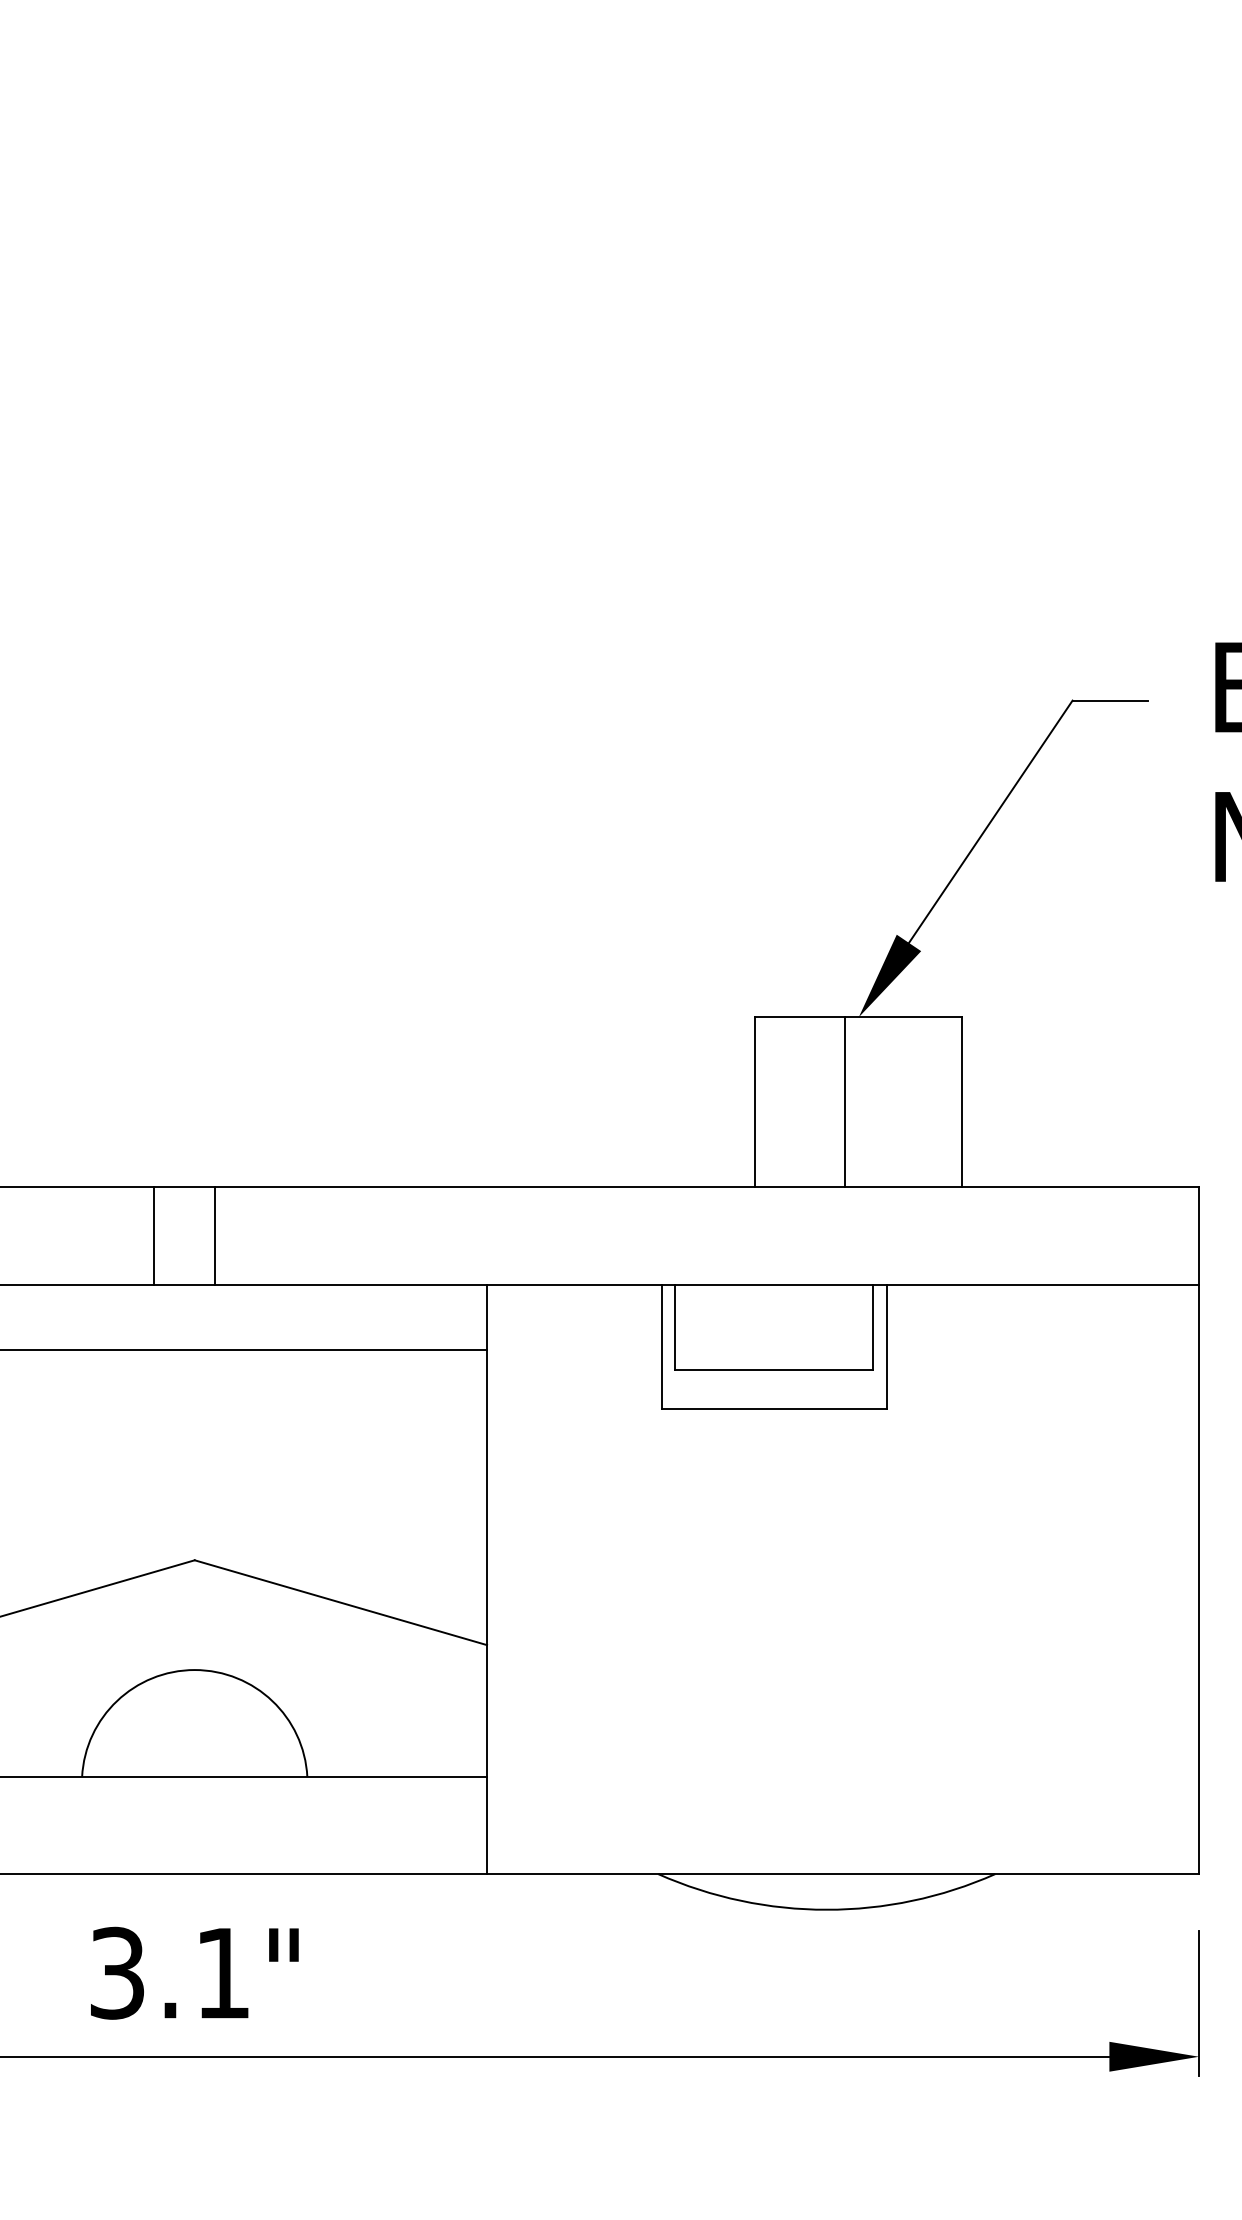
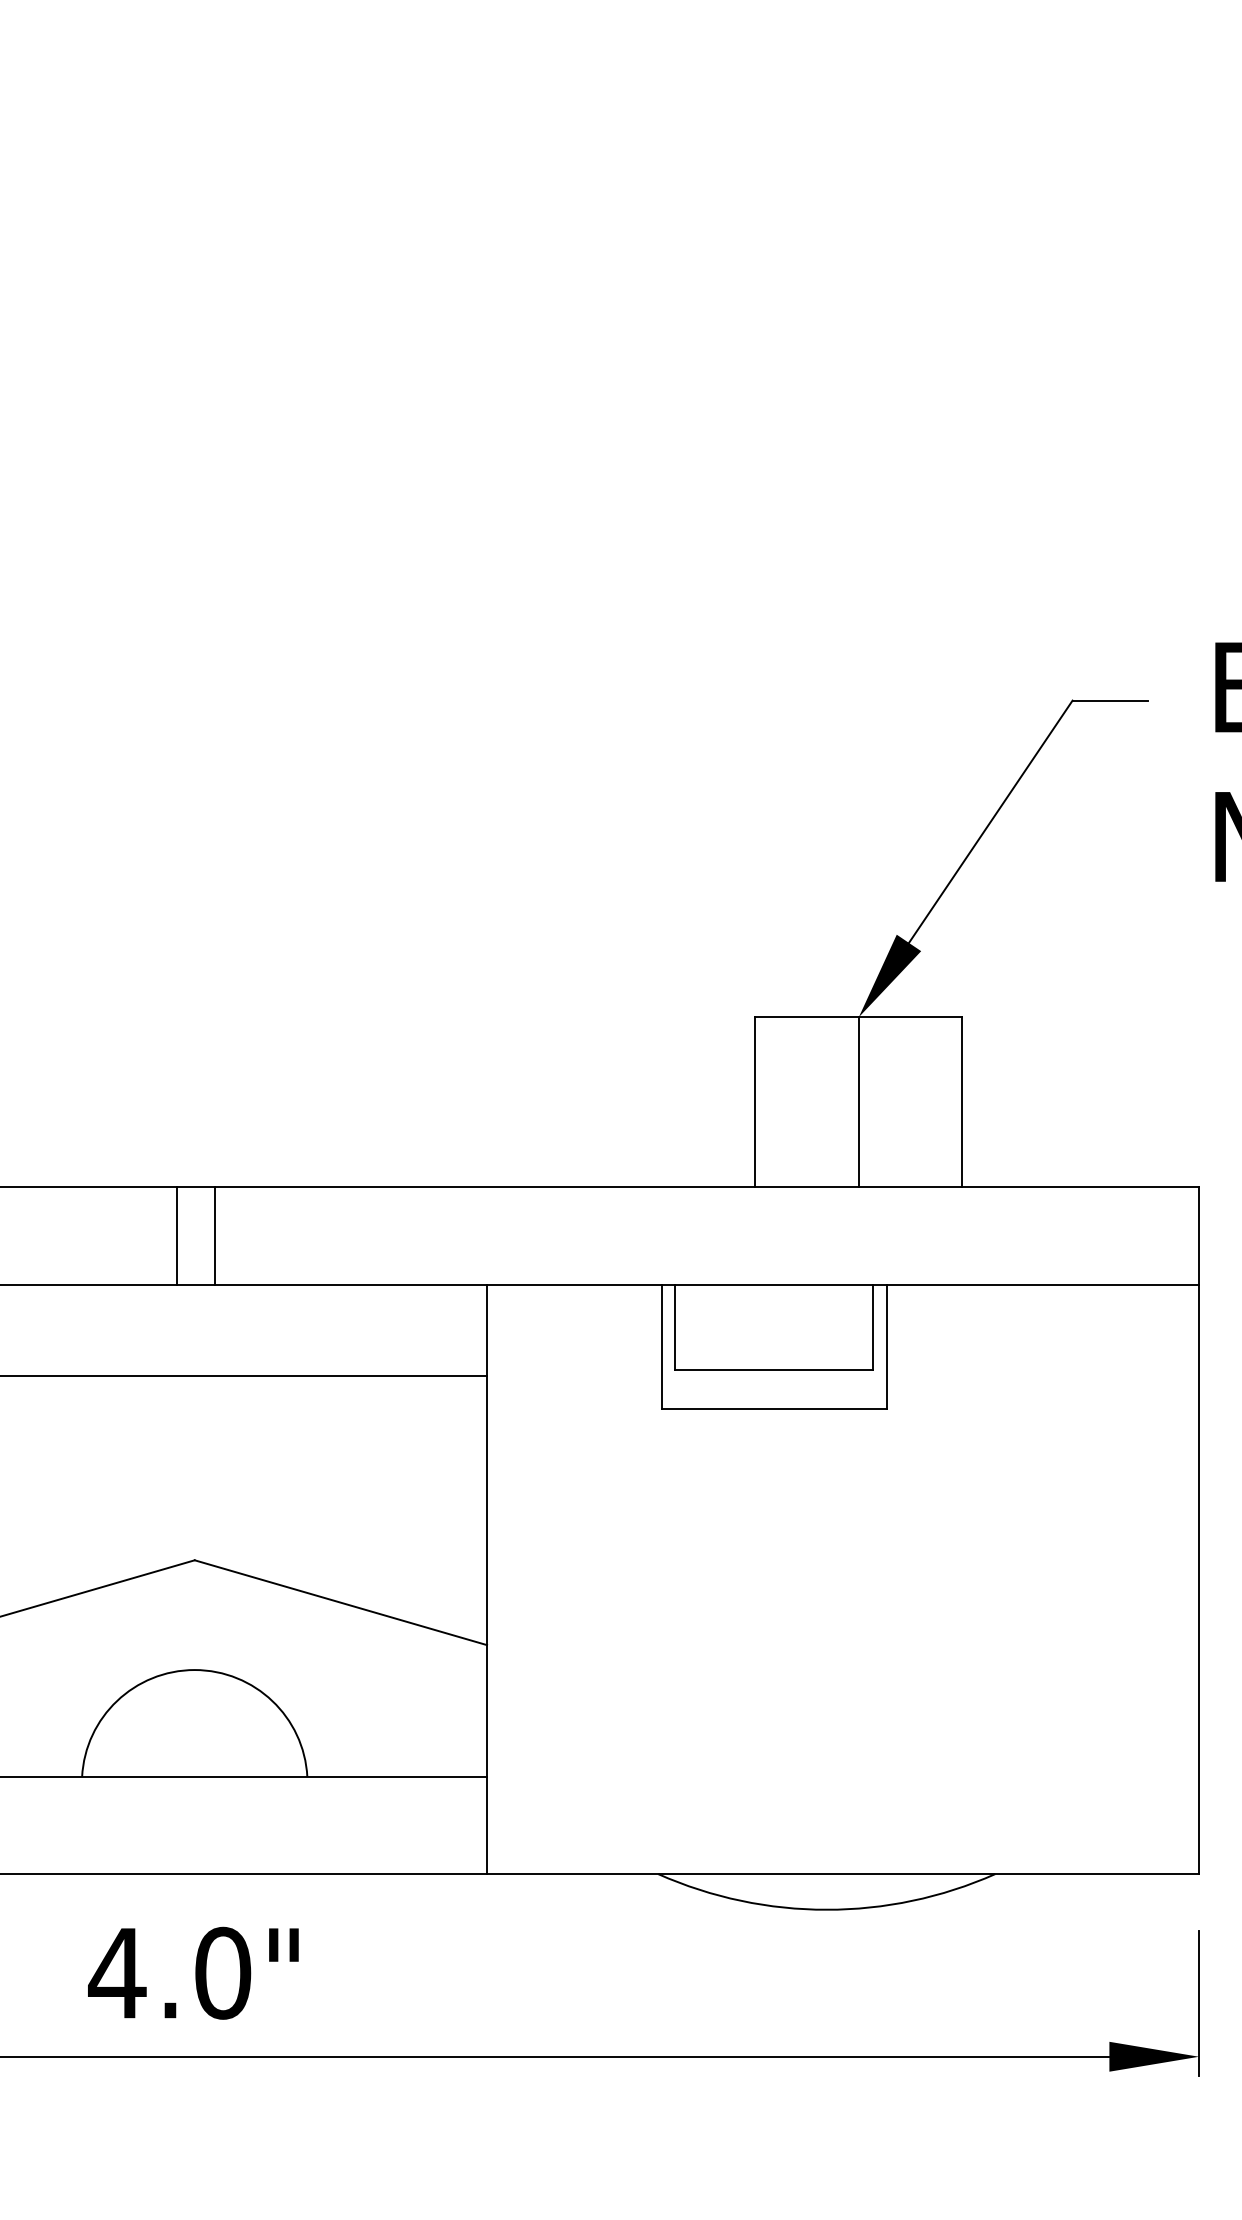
line position: (844, 1101) -> (858, 1101) (858, 1101)
line position: (154, 1235) -> (177, 1235) (177, 1235)
line position: (244, 1349) -> (244, 1375) (244, 1375)
text: 3.1" -> 4.0" (169, 1972)
